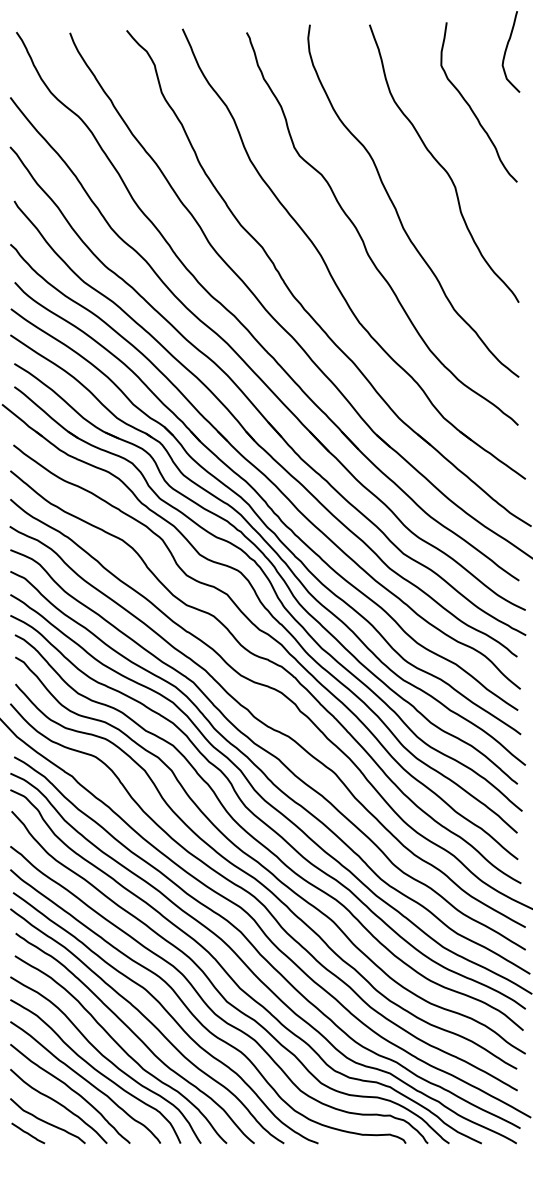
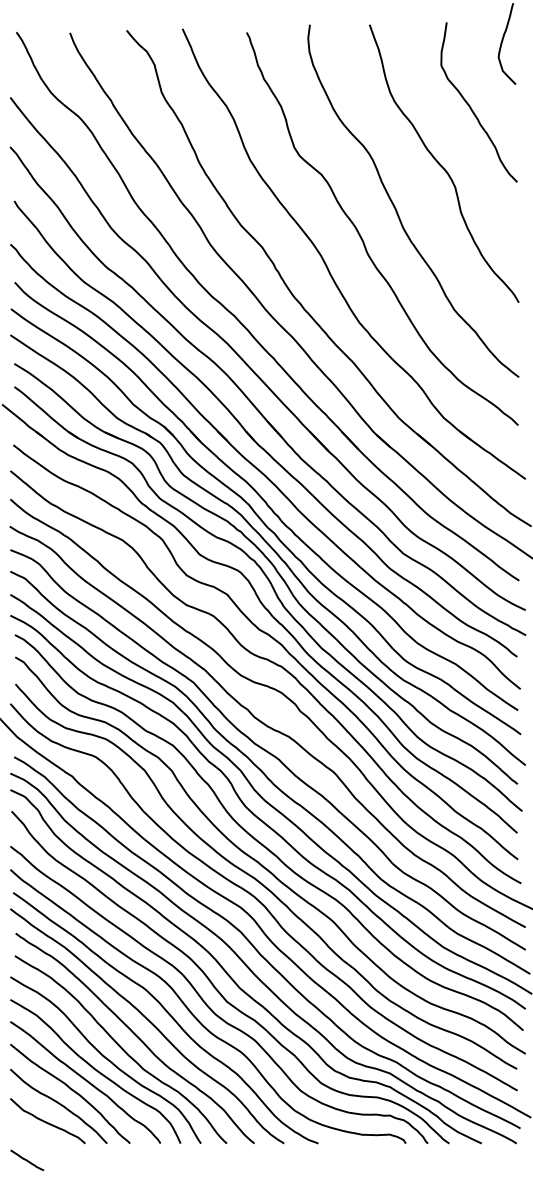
curve position: (506, 51) -> (502, 43) (502, 43)
line position: (28, 1133) -> (27, 1160) (27, 1160)
